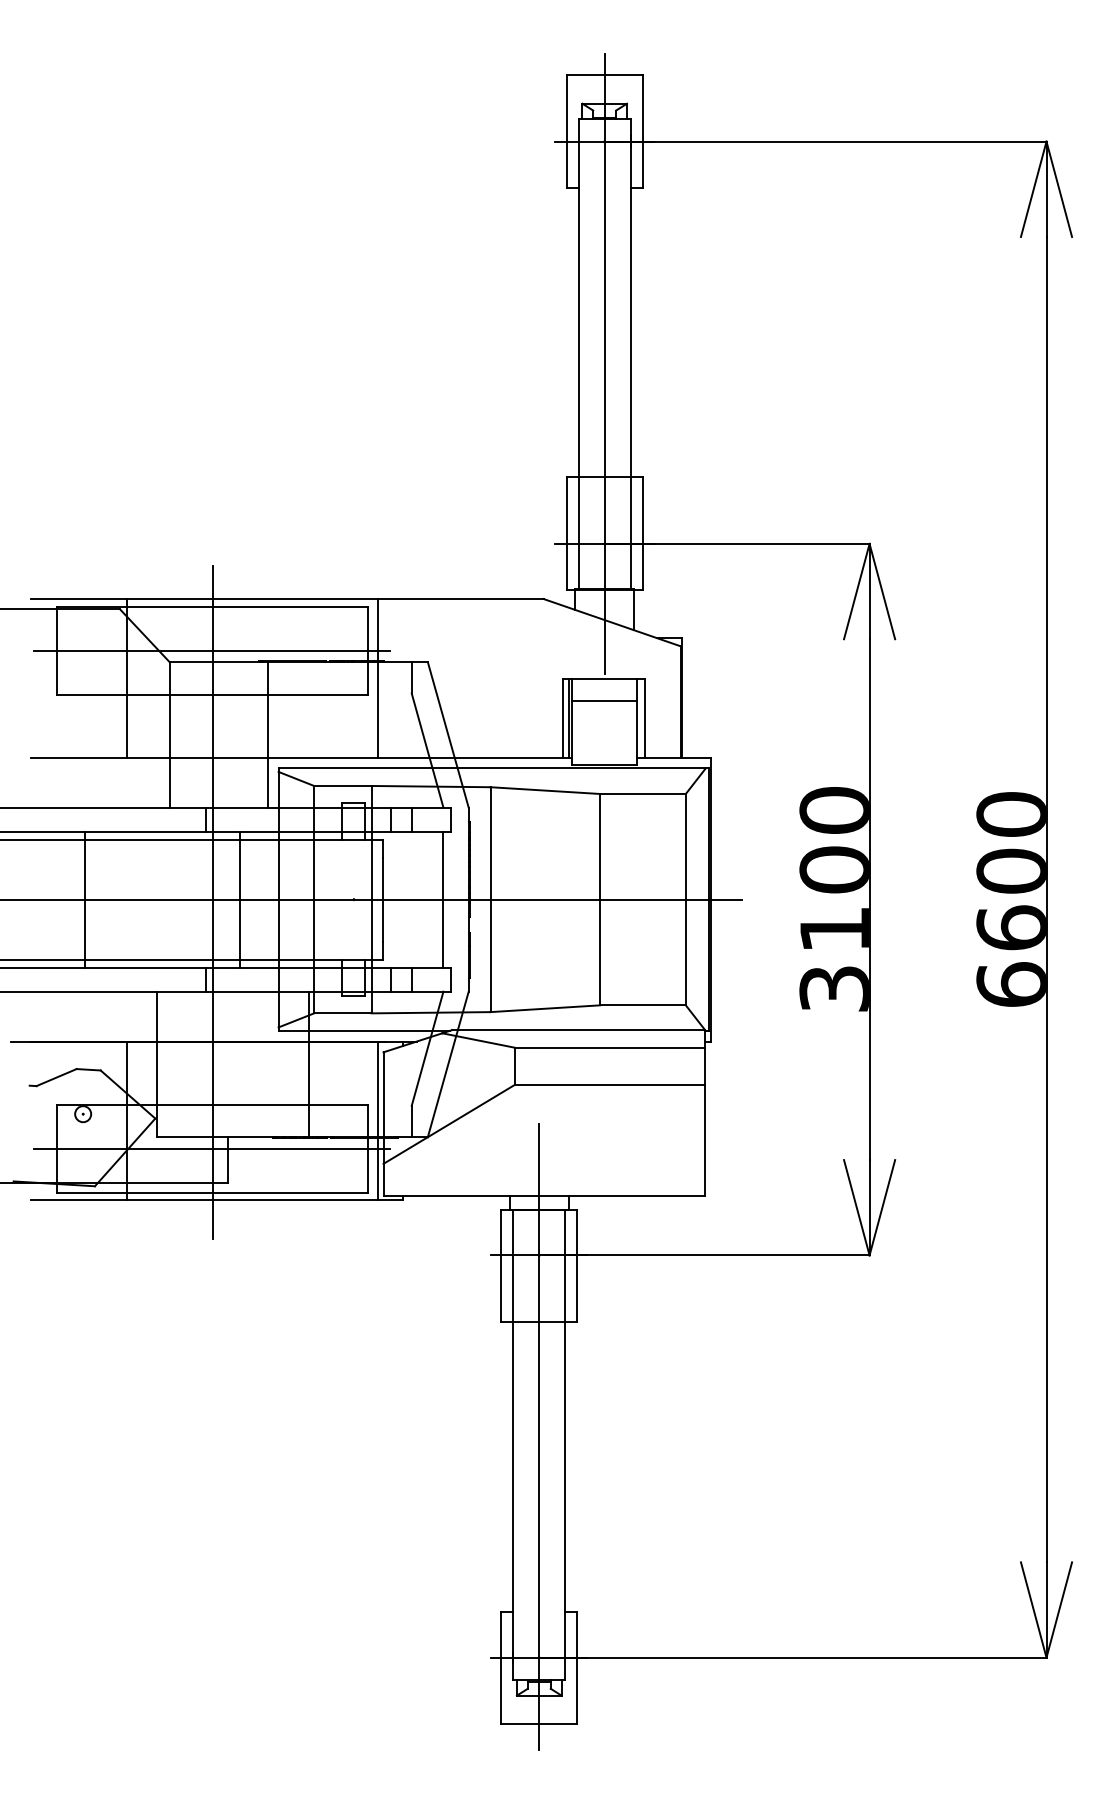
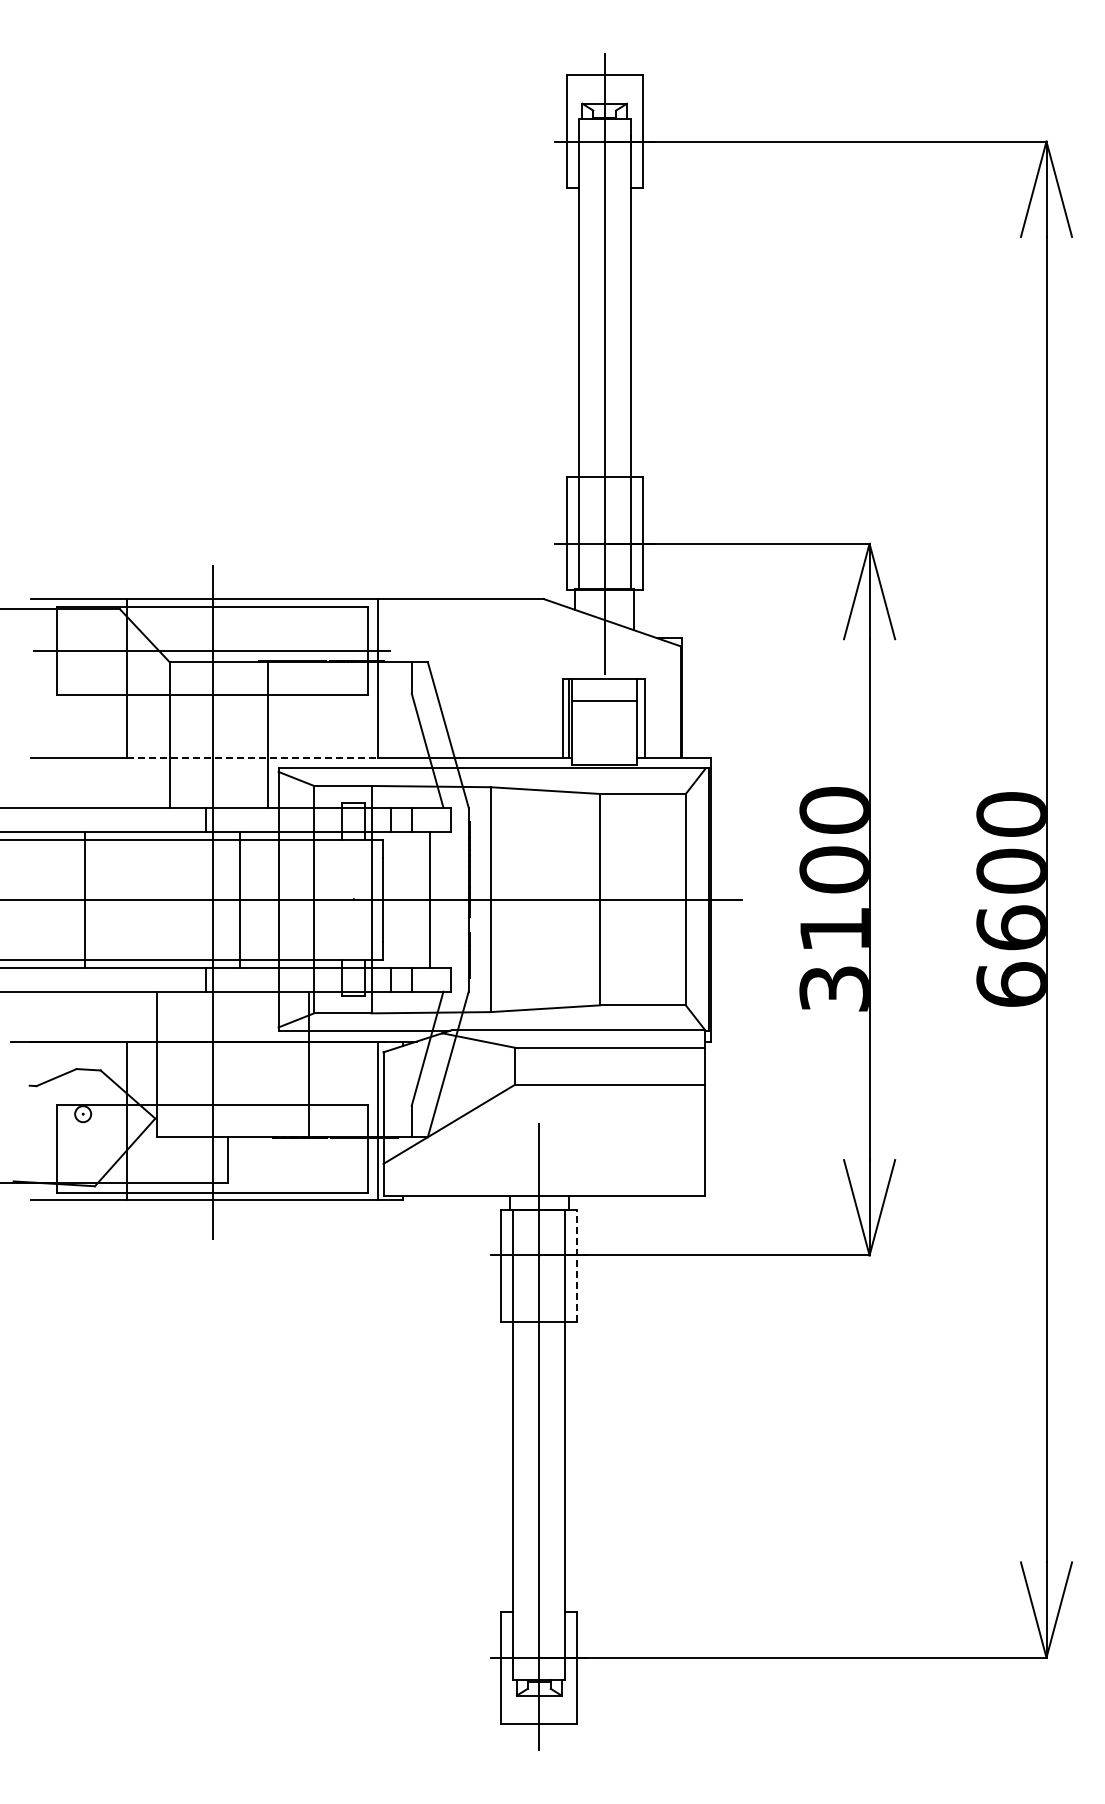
line: solid -> dashed (253, 757)
line position: (443, 899) -> (430, 899) (430, 899)
line: present -> none (211, 1148)
line: solid -> dashed (577, 1265)
